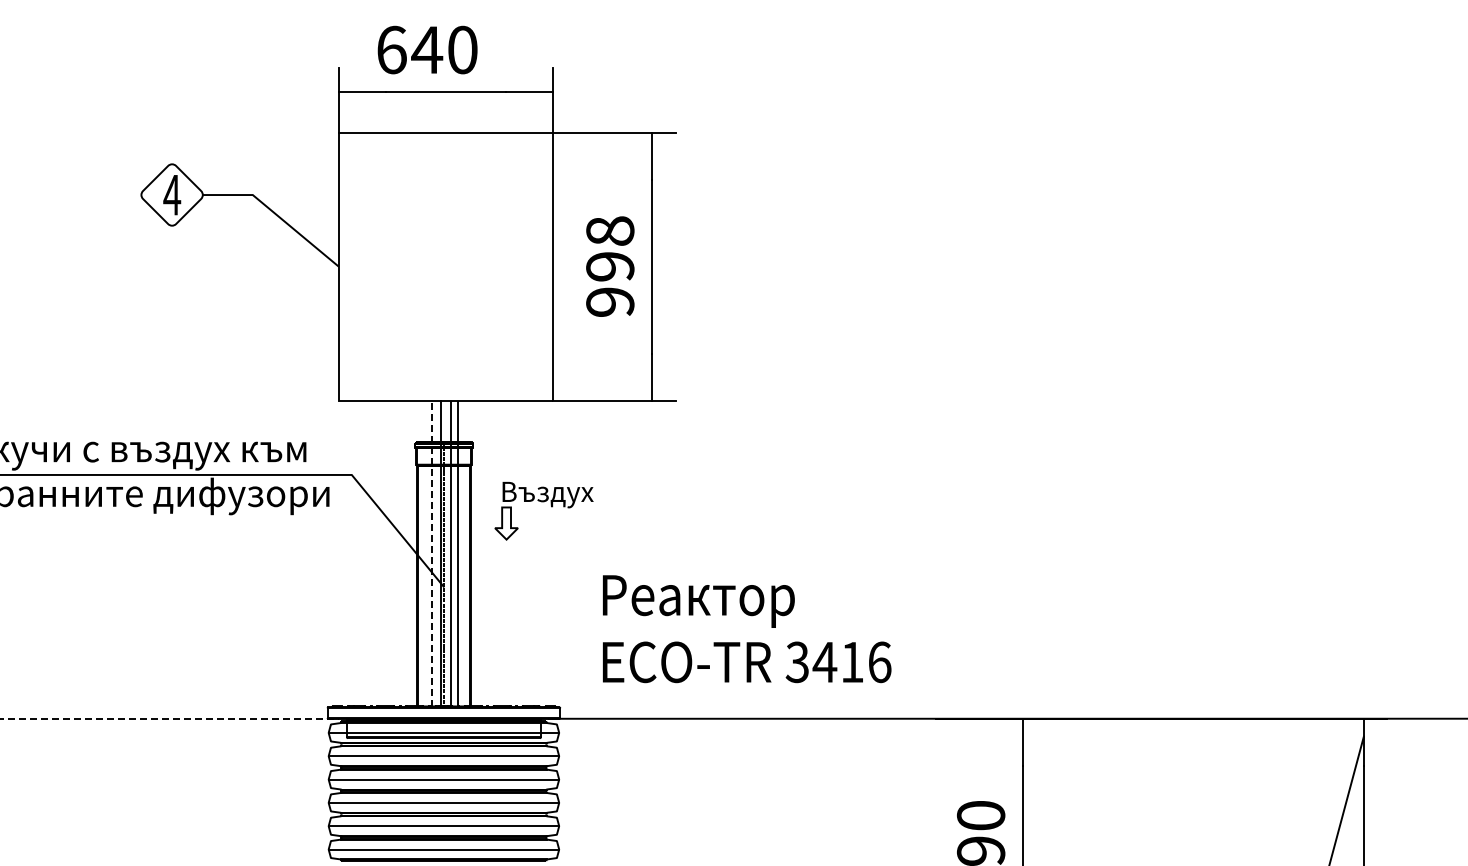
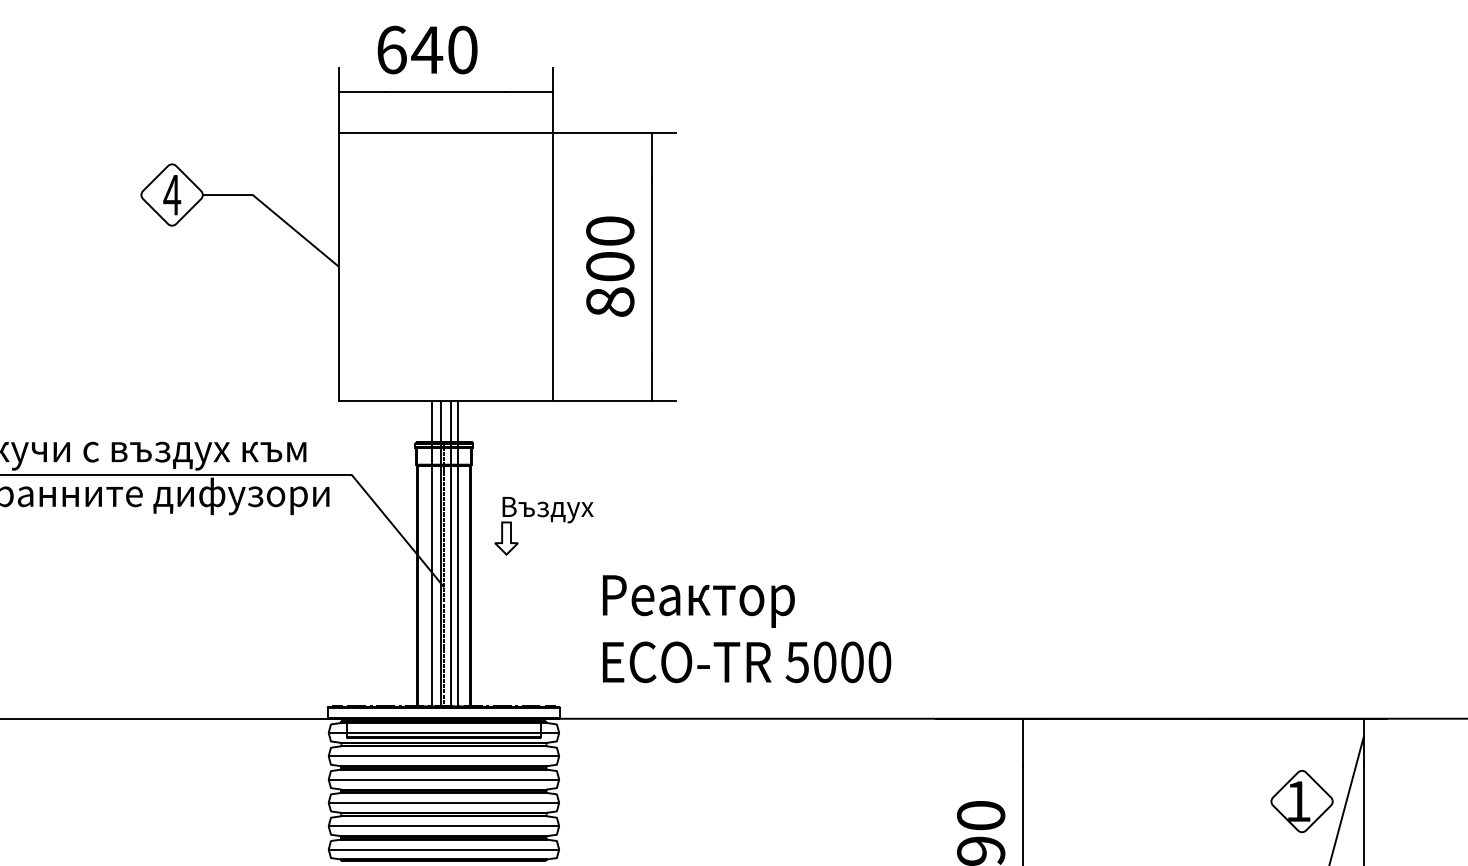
text: 998 -> 800 (610, 266)
part position: (551, 507) -> (551, 522) (551, 522)
line: dashed -> solid (432, 553)
text: 3416 -> 5000 (838, 662)
line: dashed -> solid (170, 718)
part: none -> present (1301, 801)
